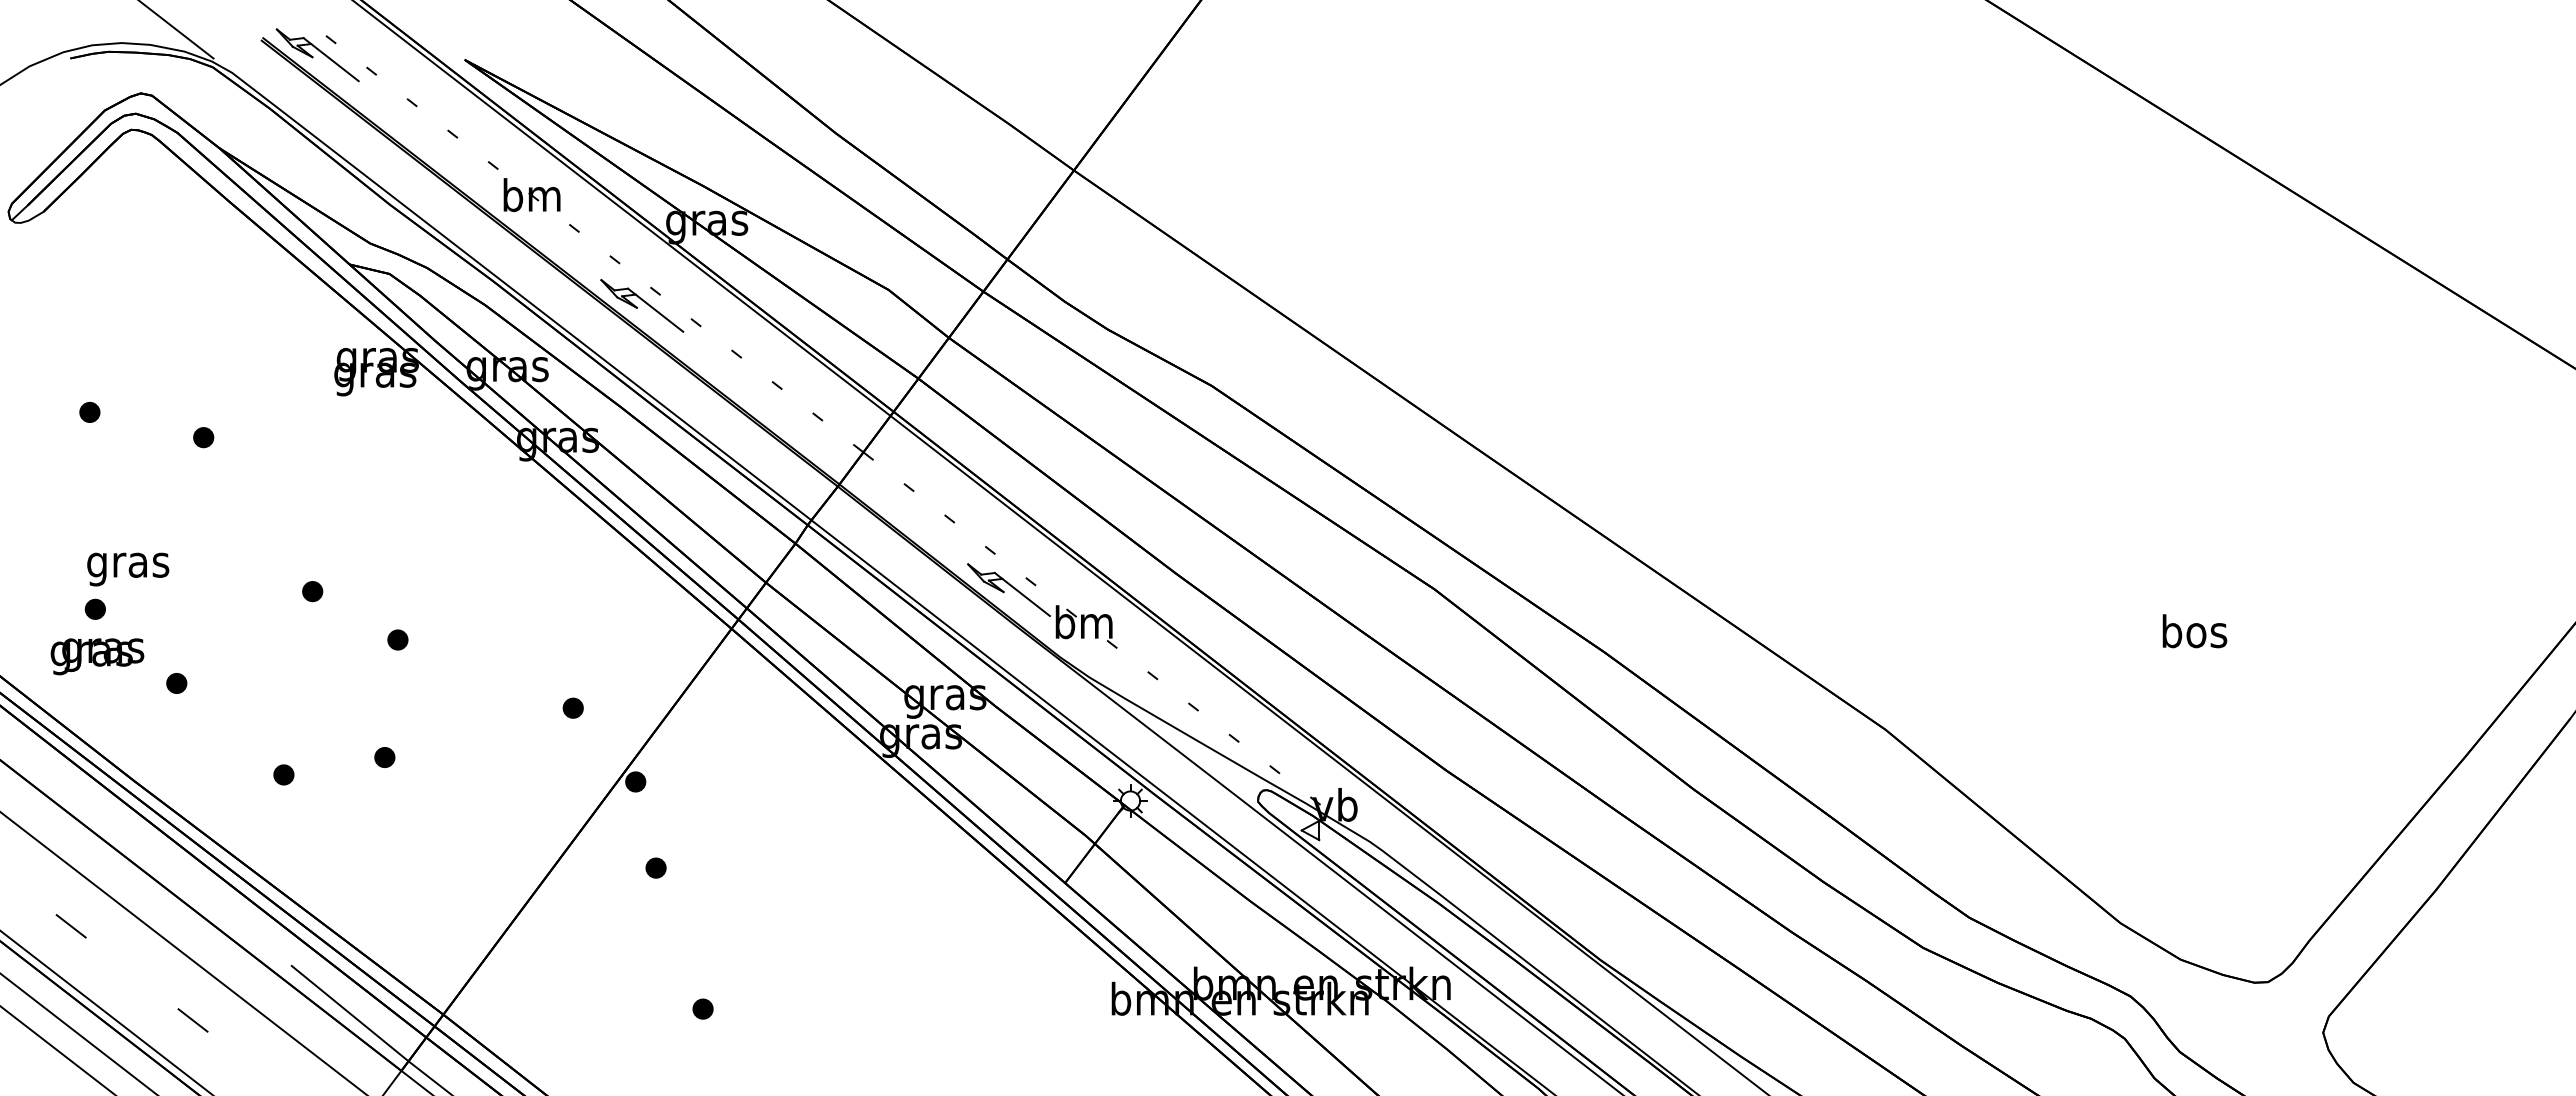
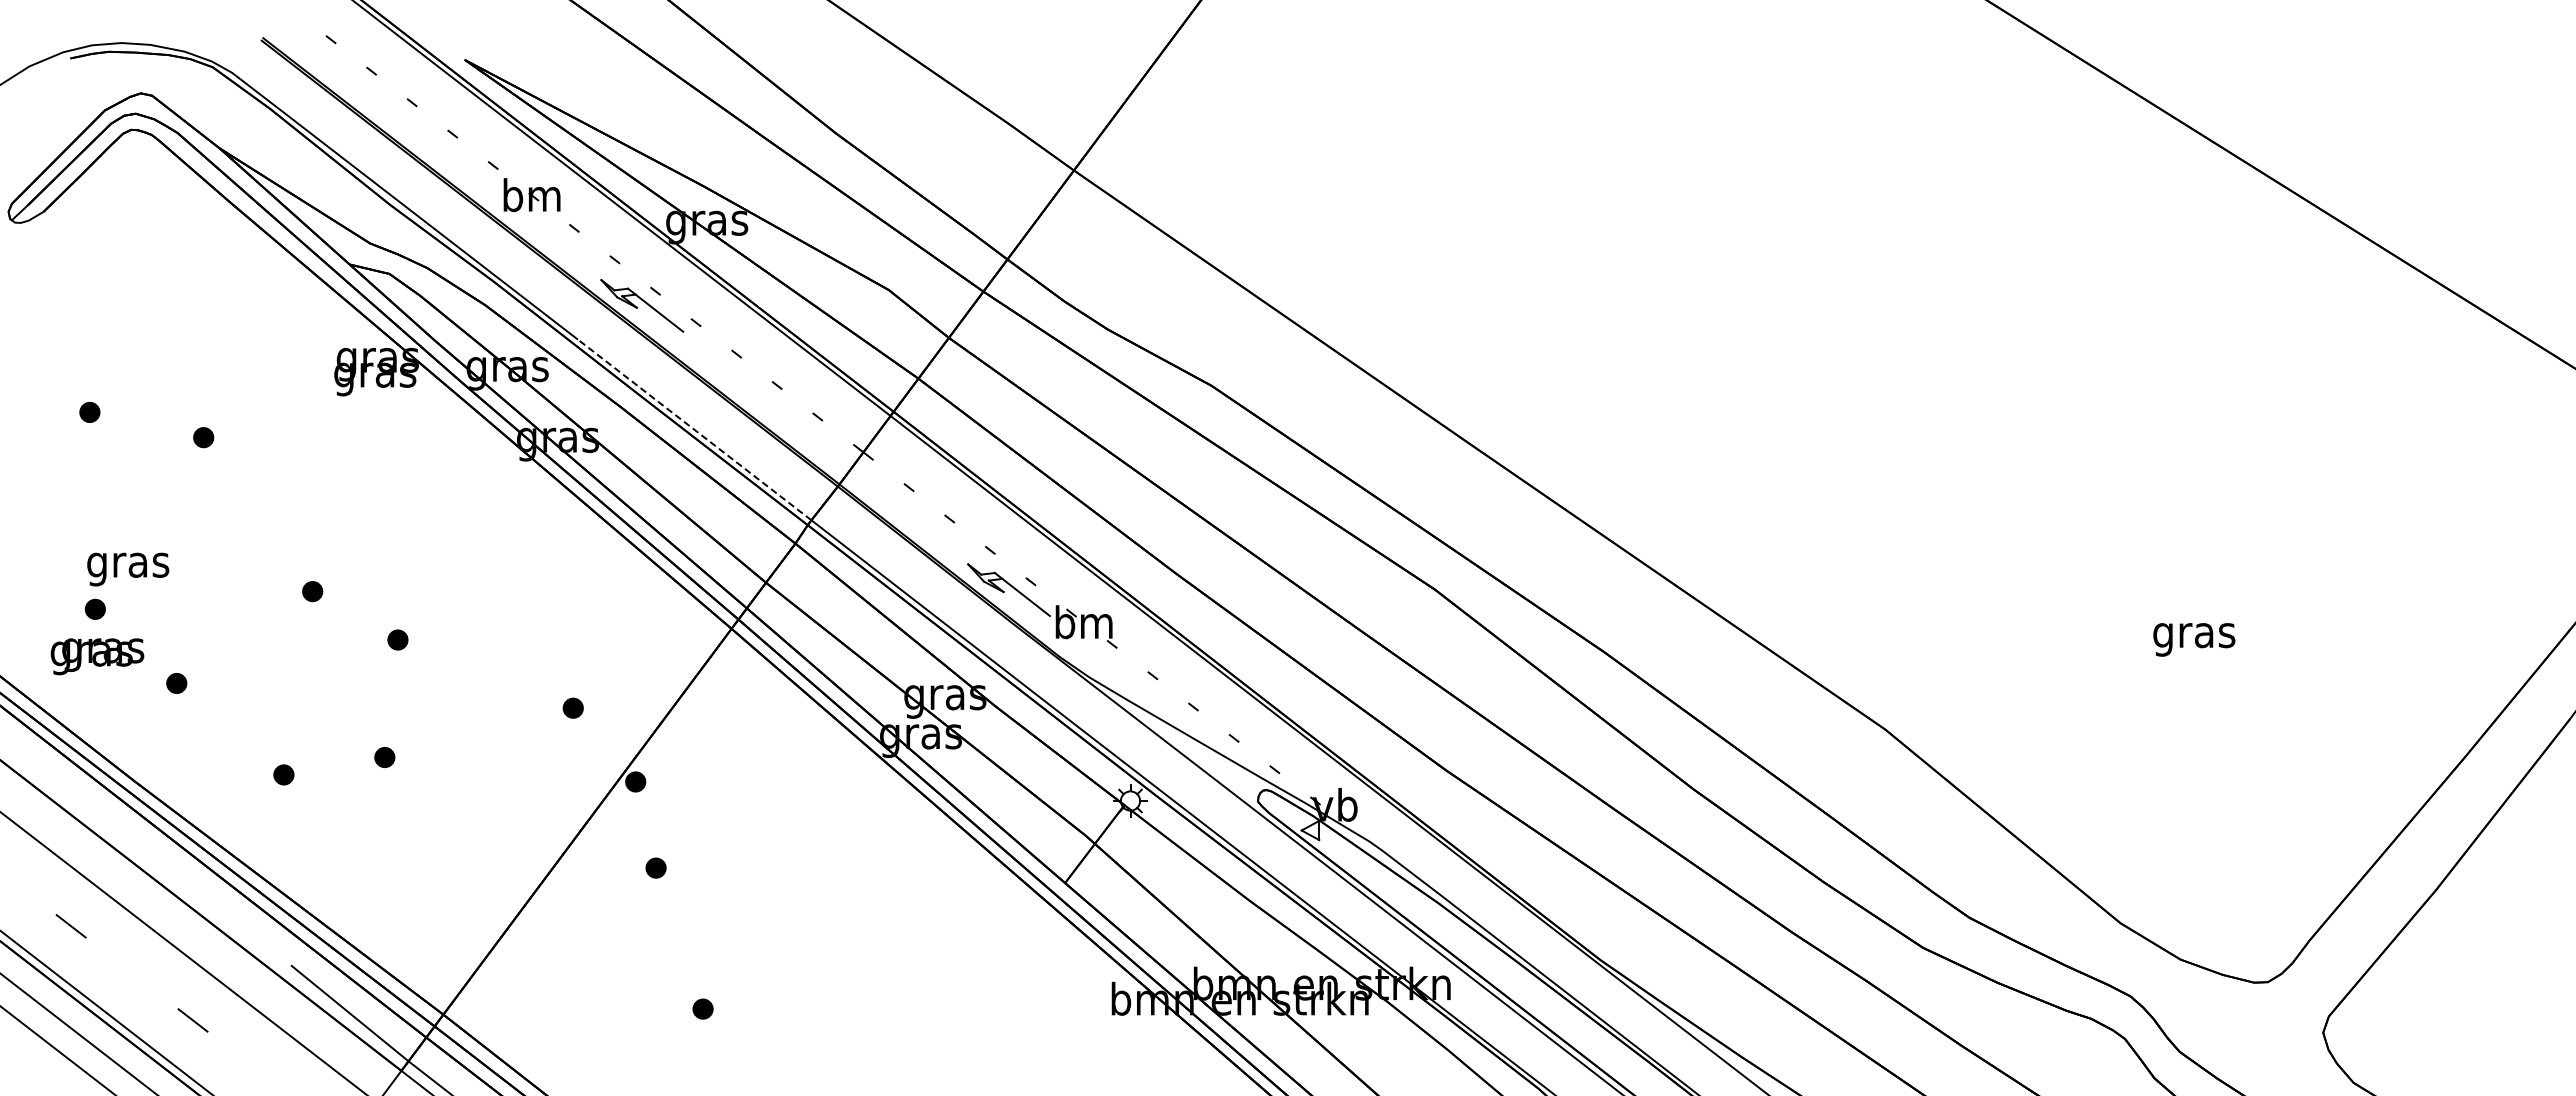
line: present -> none (177, 30)
part: present -> none (317, 55)
line: solid -> dashed (694, 429)
text: bos -> gras (2194, 635)
